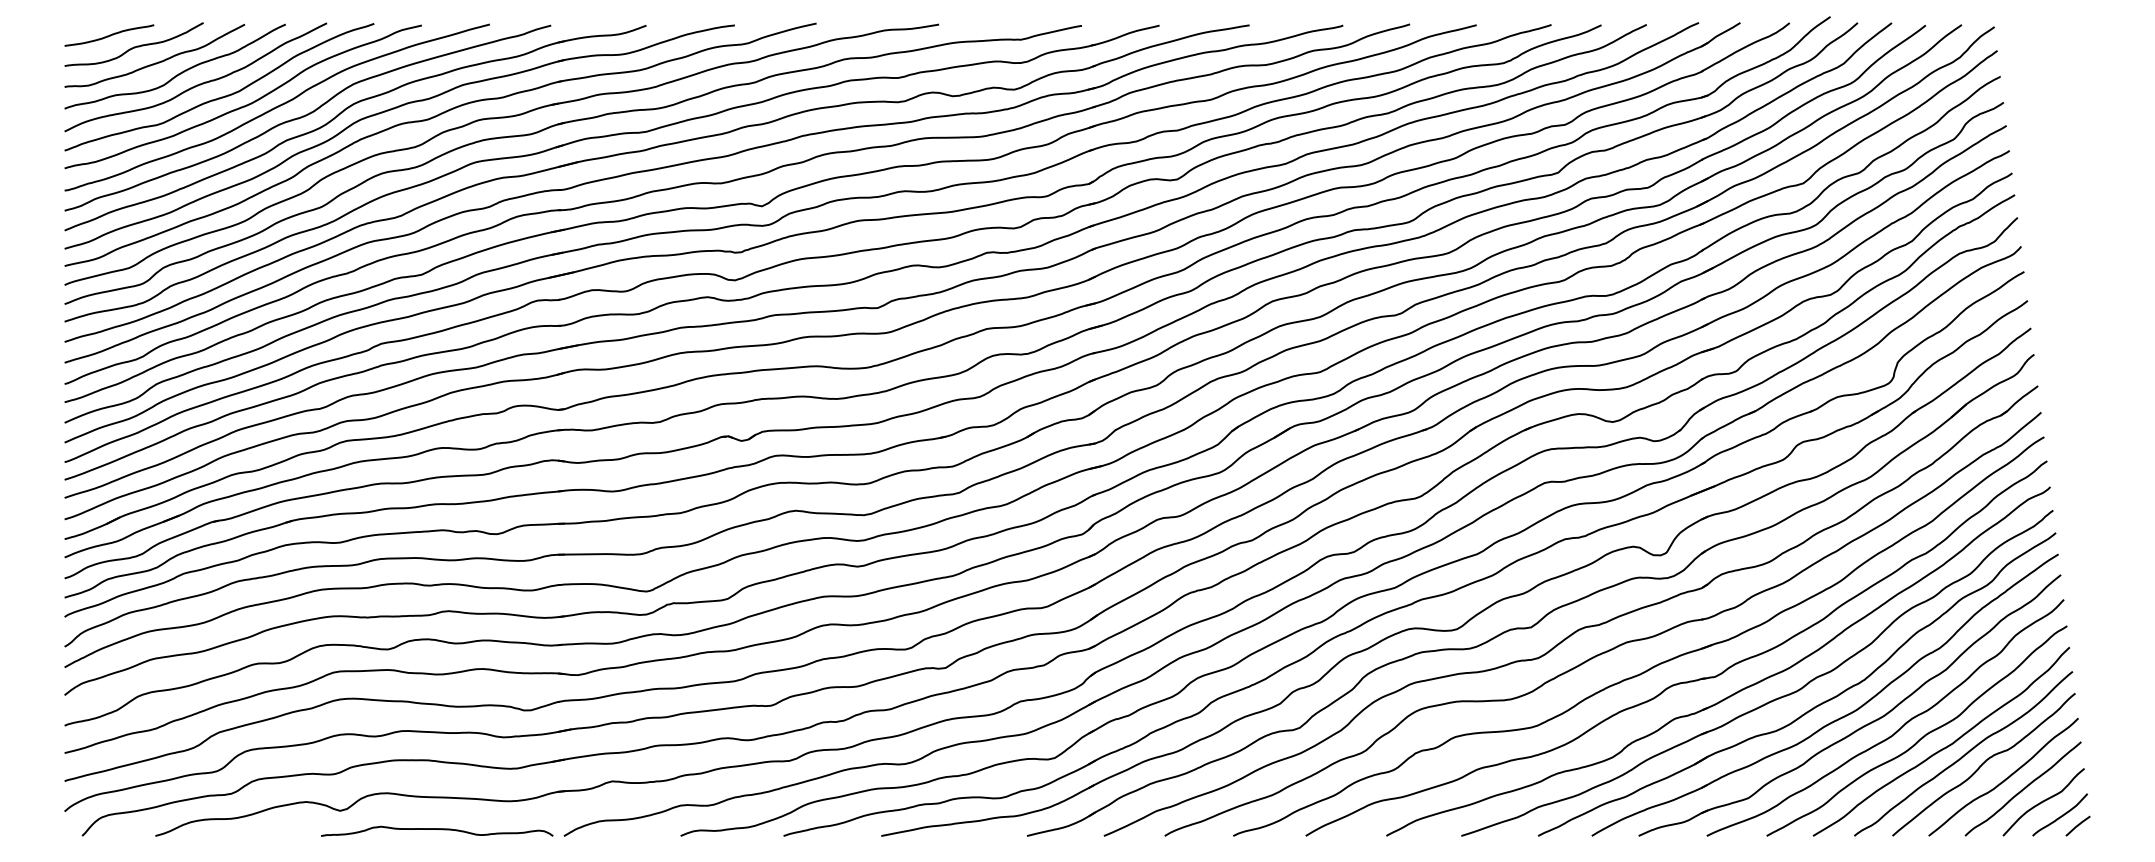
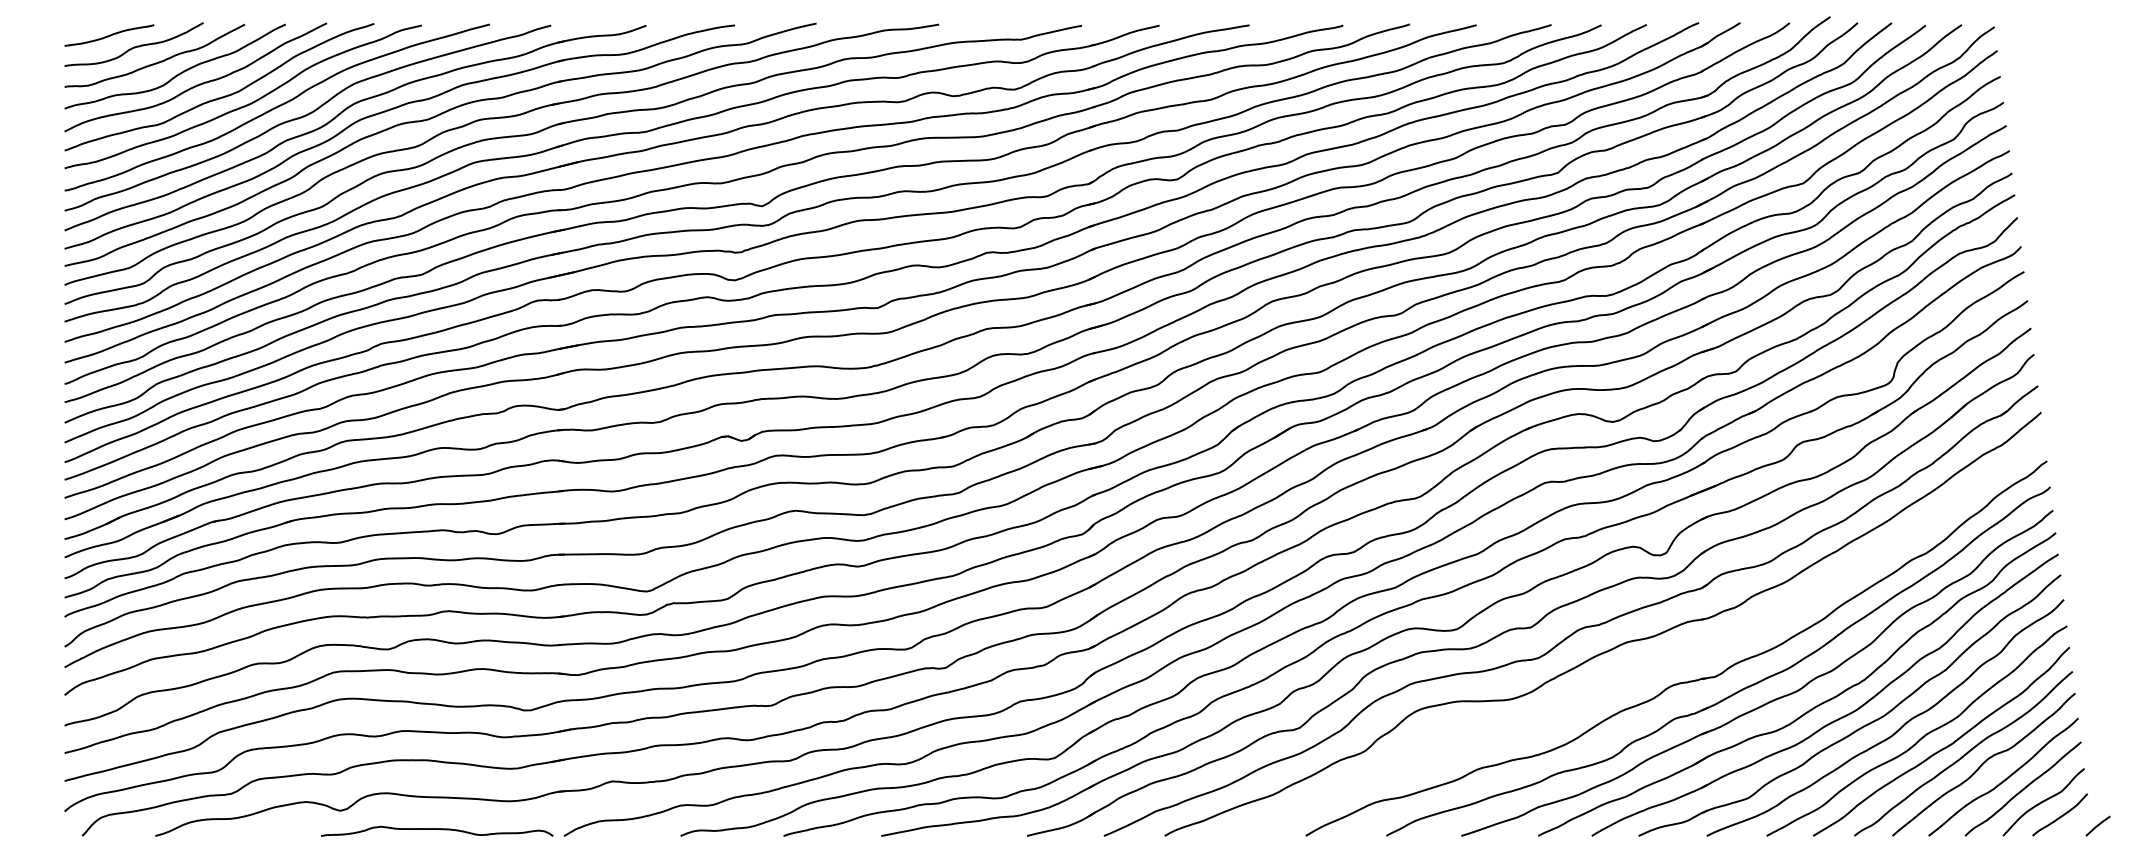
part: present -> none (1652, 666)
line position: (2077, 825) -> (2097, 825) (2097, 825)
